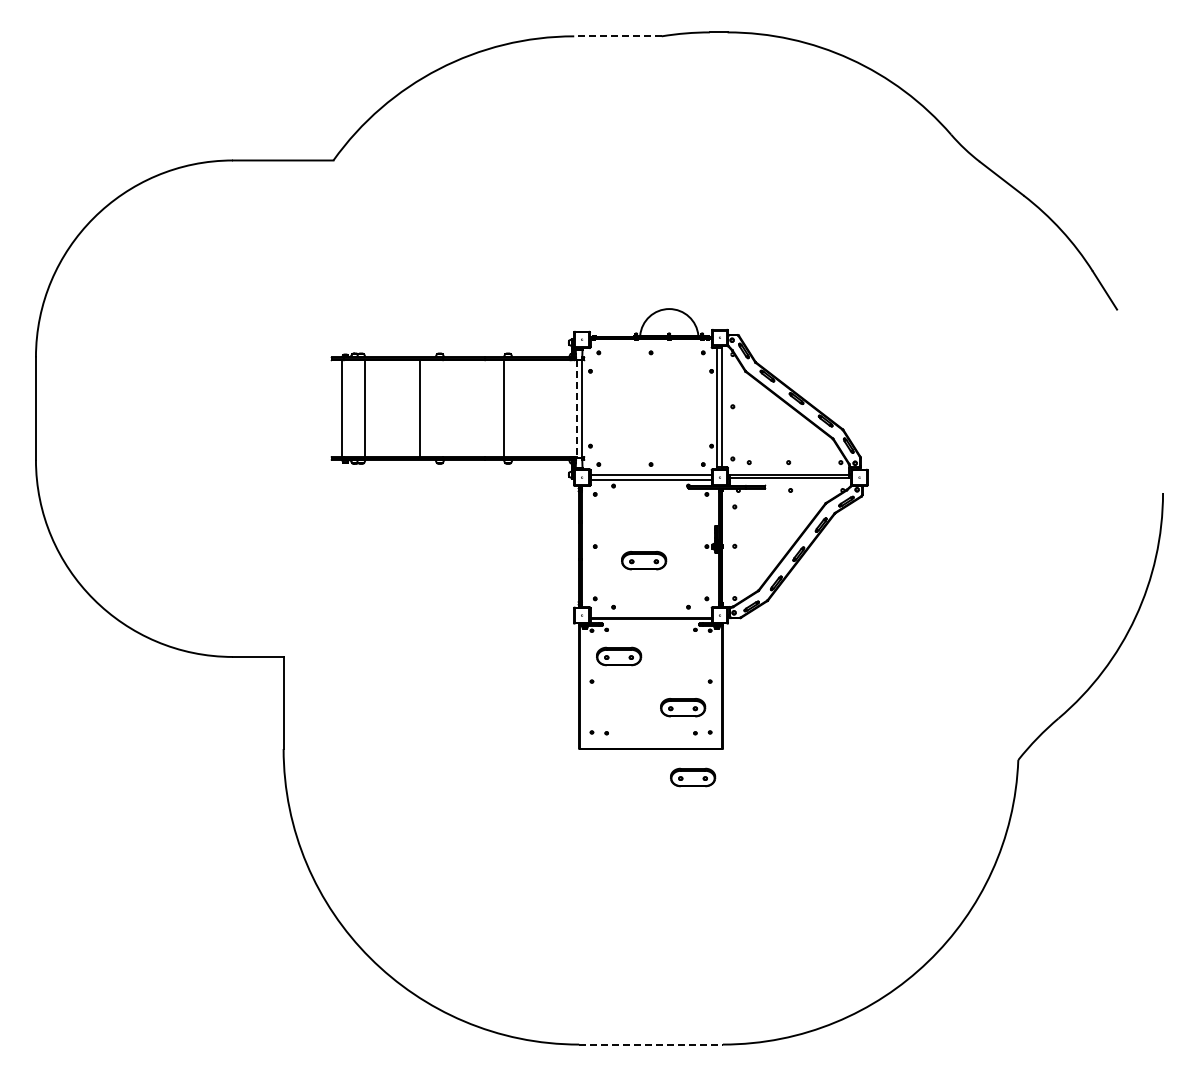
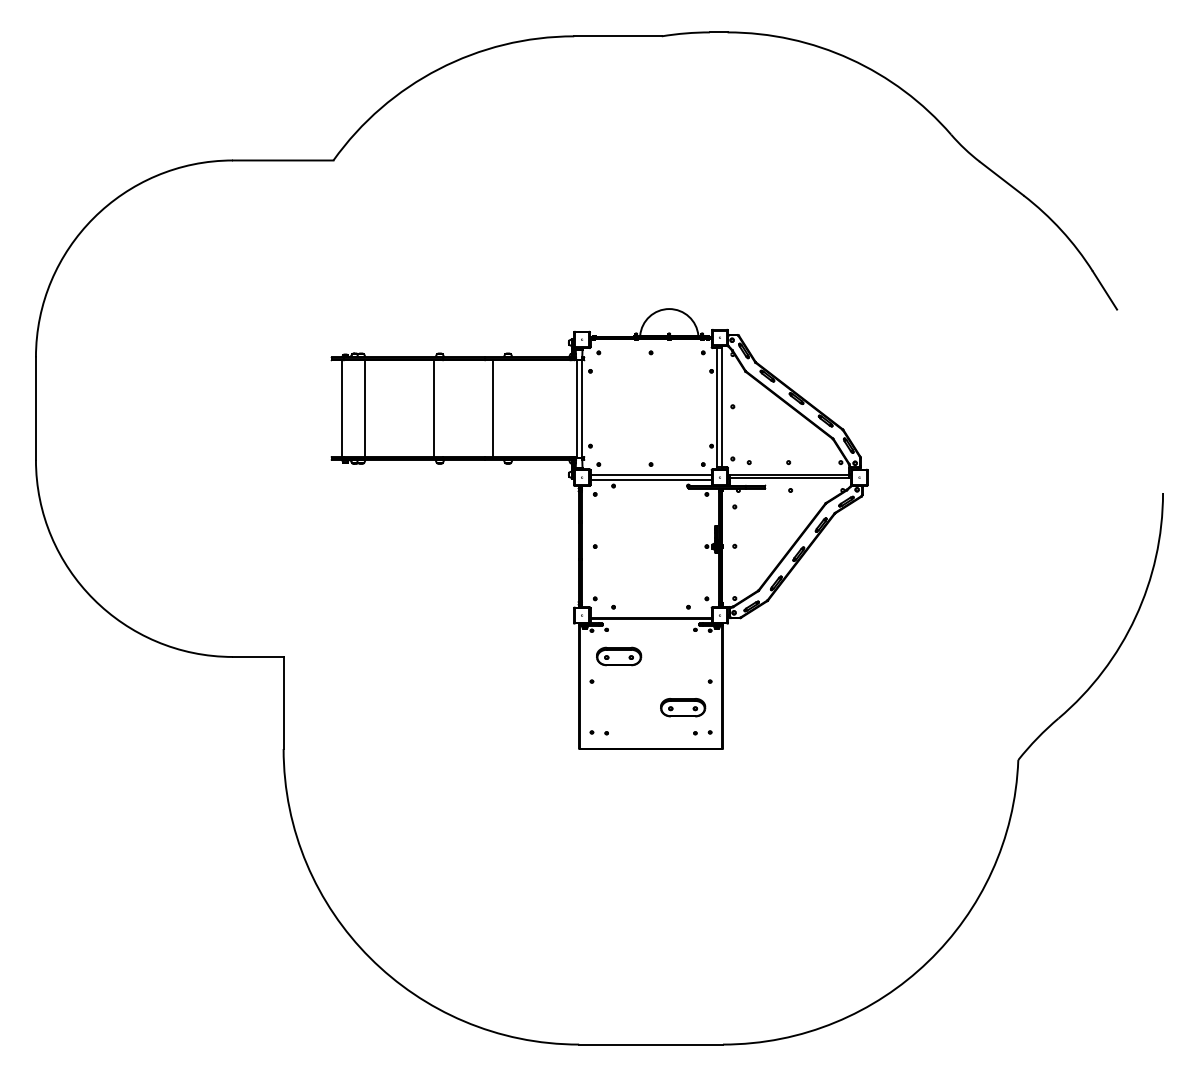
line: dashed -> solid (618, 36)
line position: (420, 408) -> (434, 408) (434, 408)
line position: (503, 408) -> (492, 408) (492, 408)
line: dashed -> solid (576, 408)
part: present -> none (644, 560)
part: present -> none (693, 777)
line: dashed -> solid (651, 1044)
